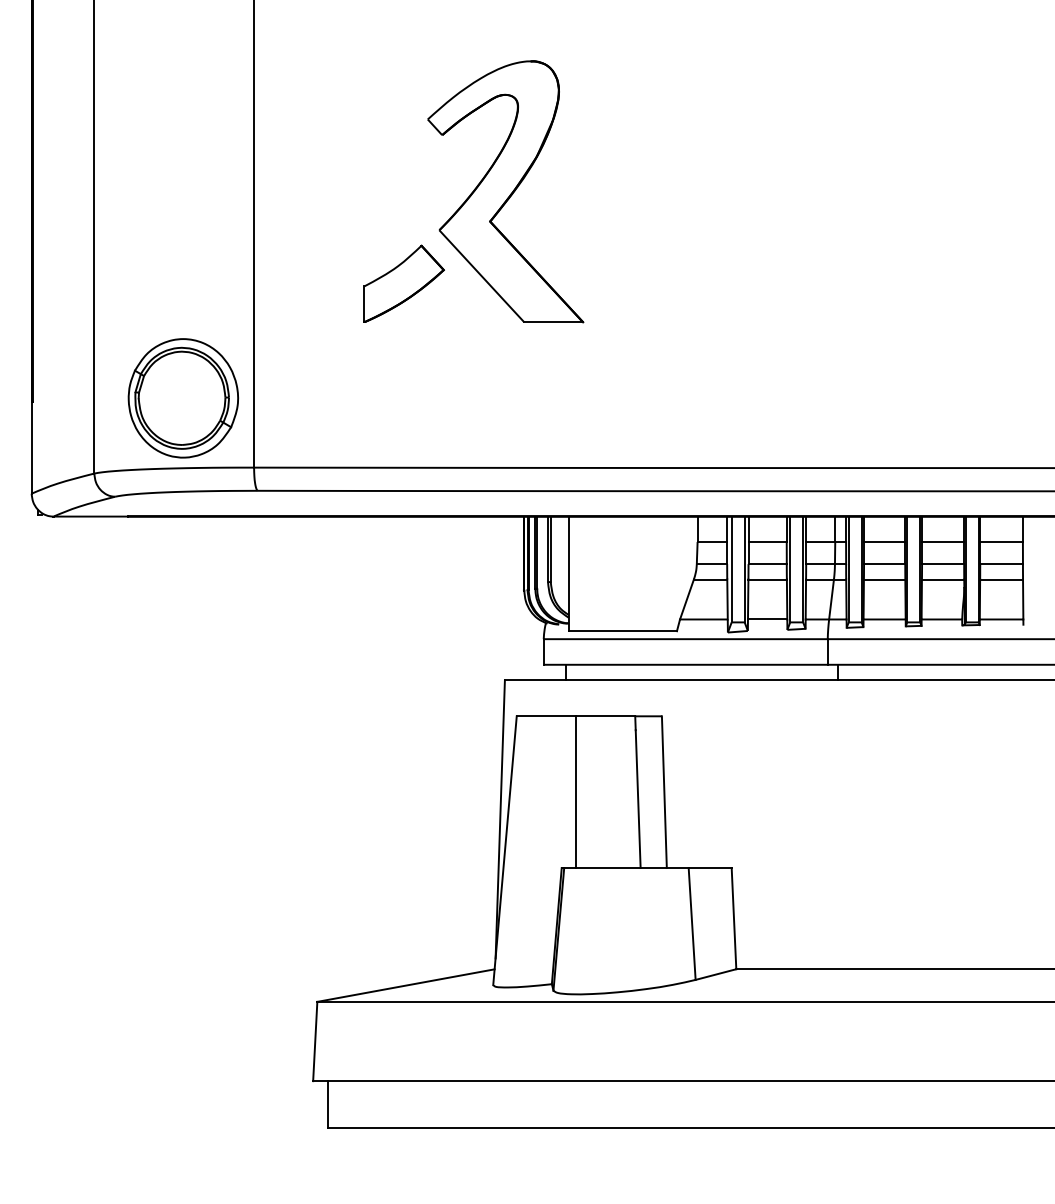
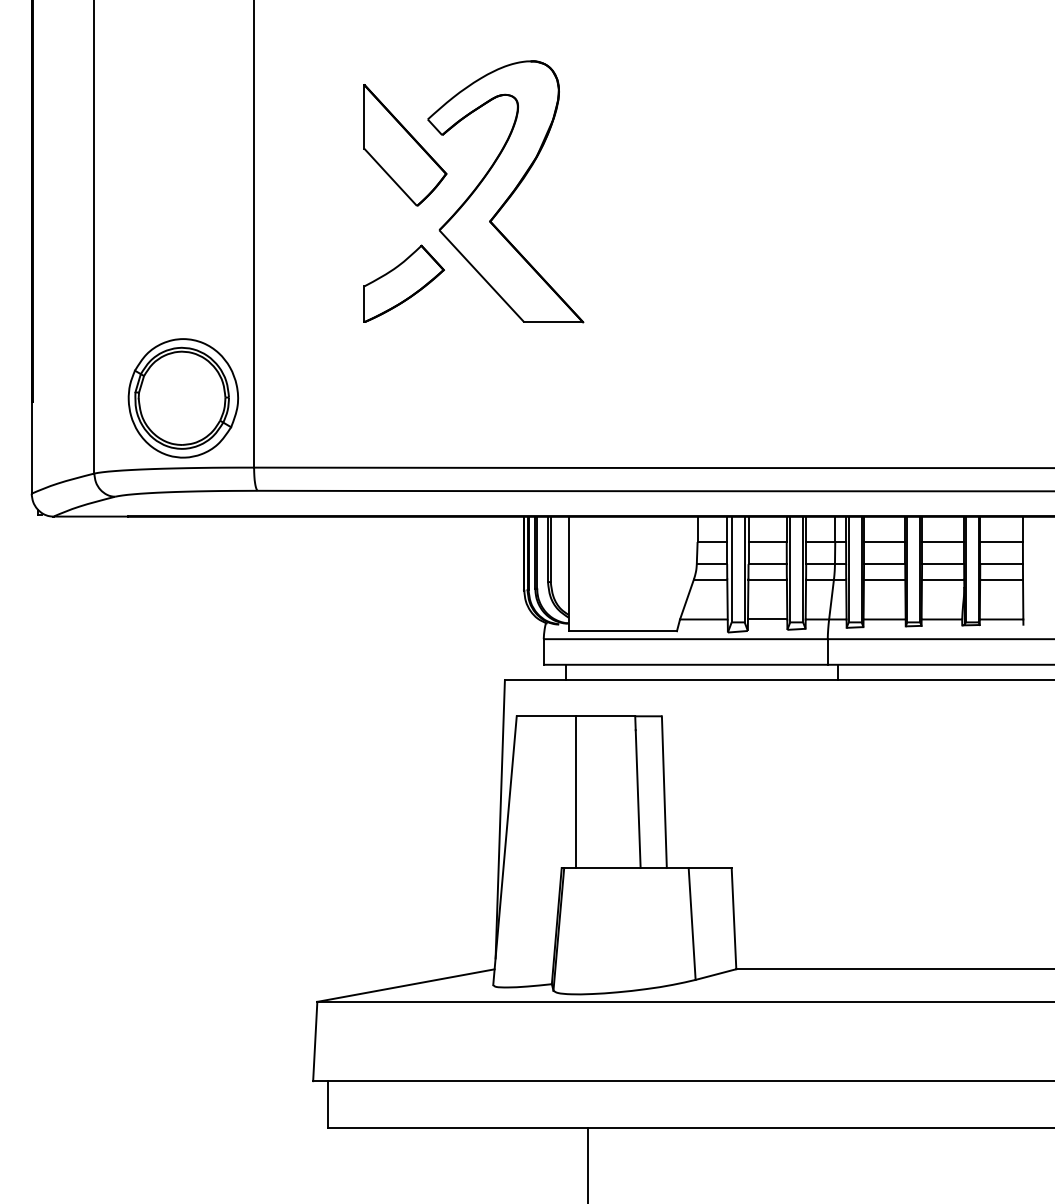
part: none -> present (405, 145)
line: none -> present (588, 1164)
